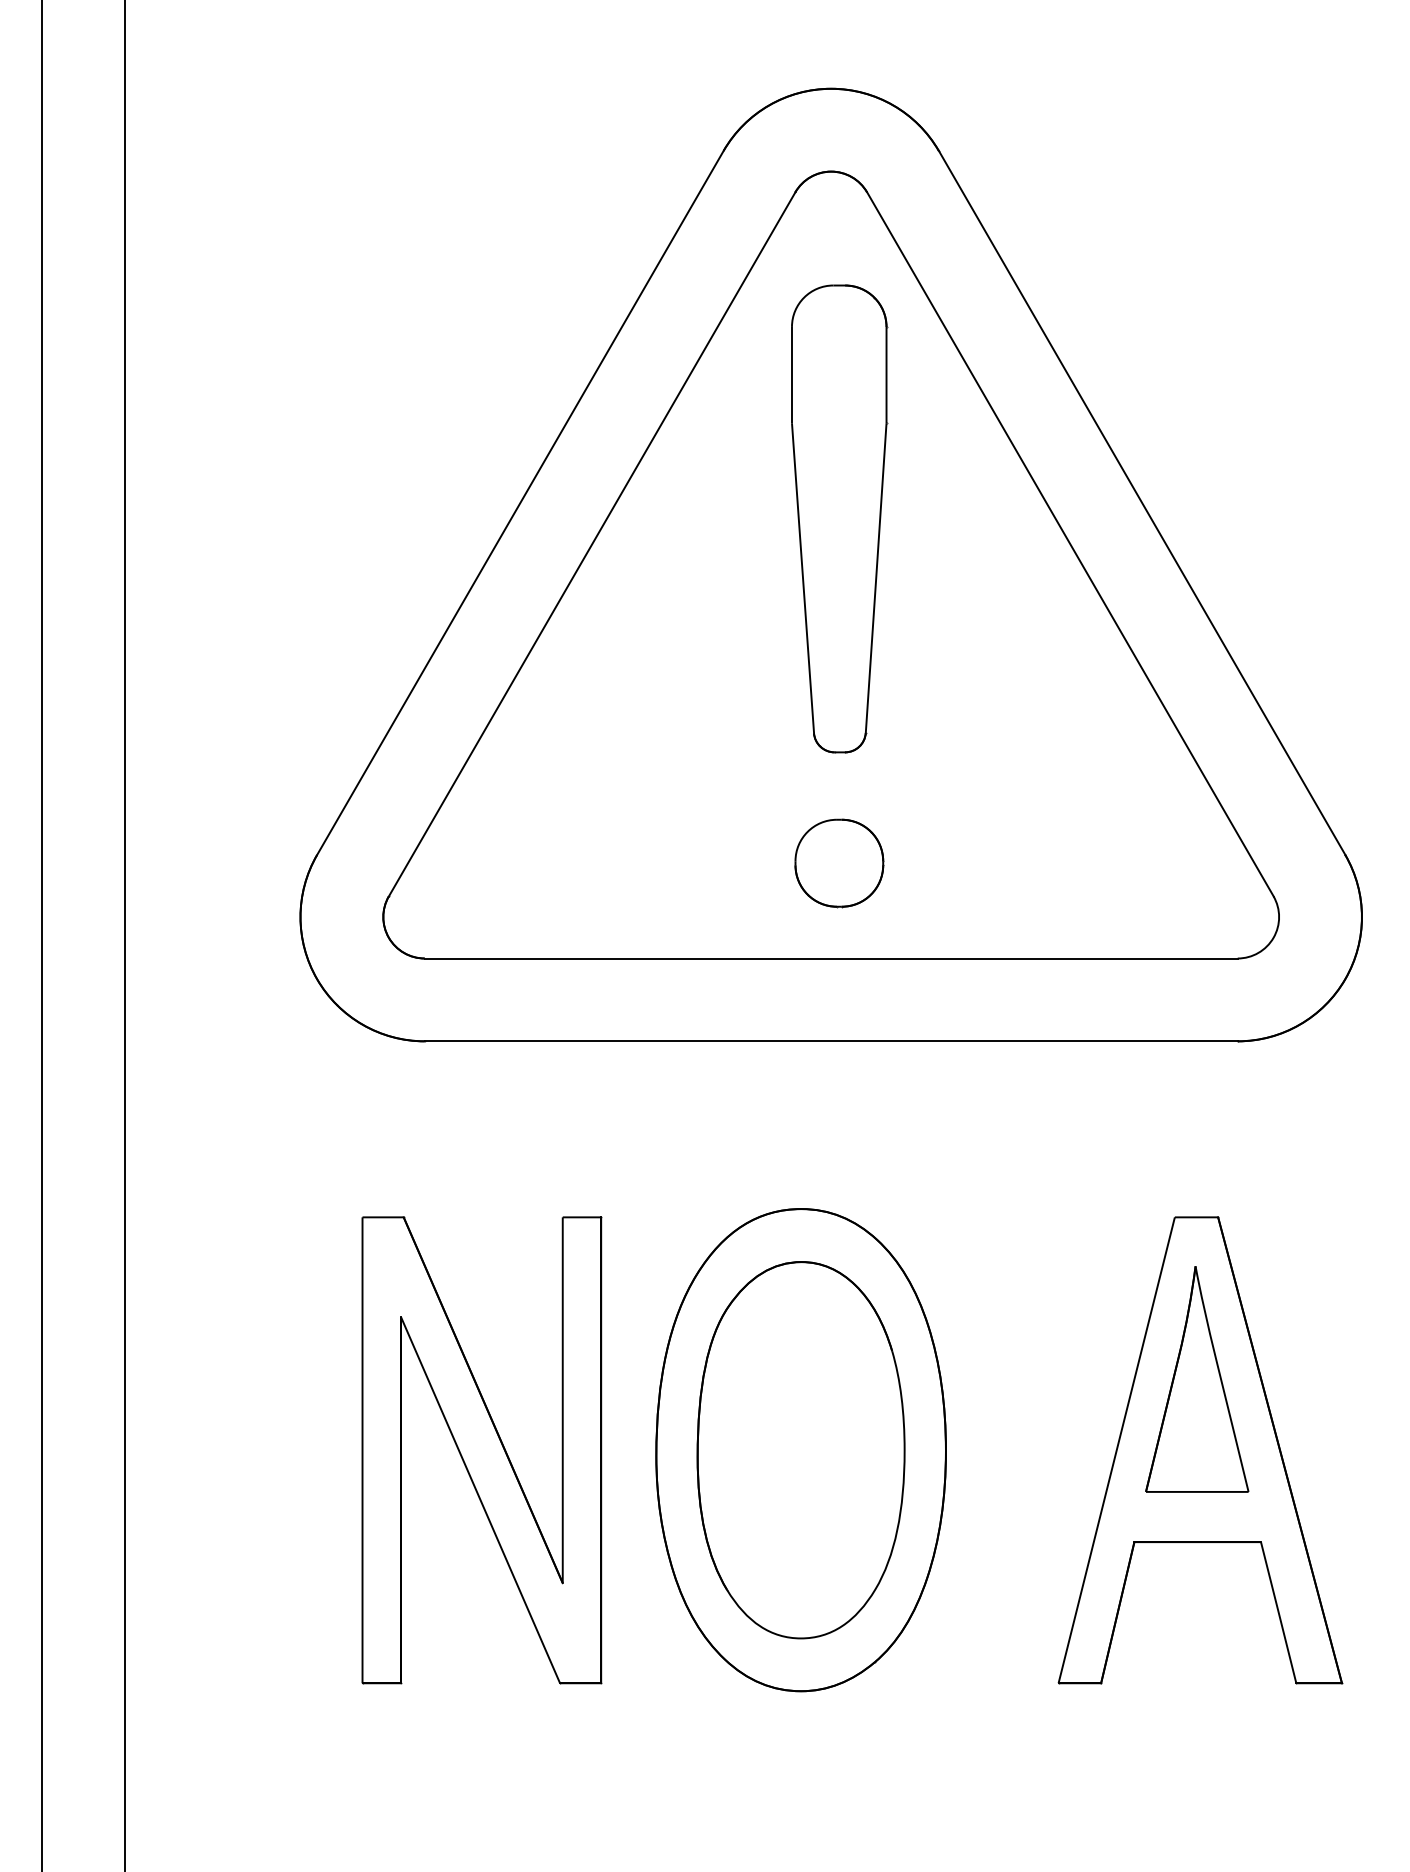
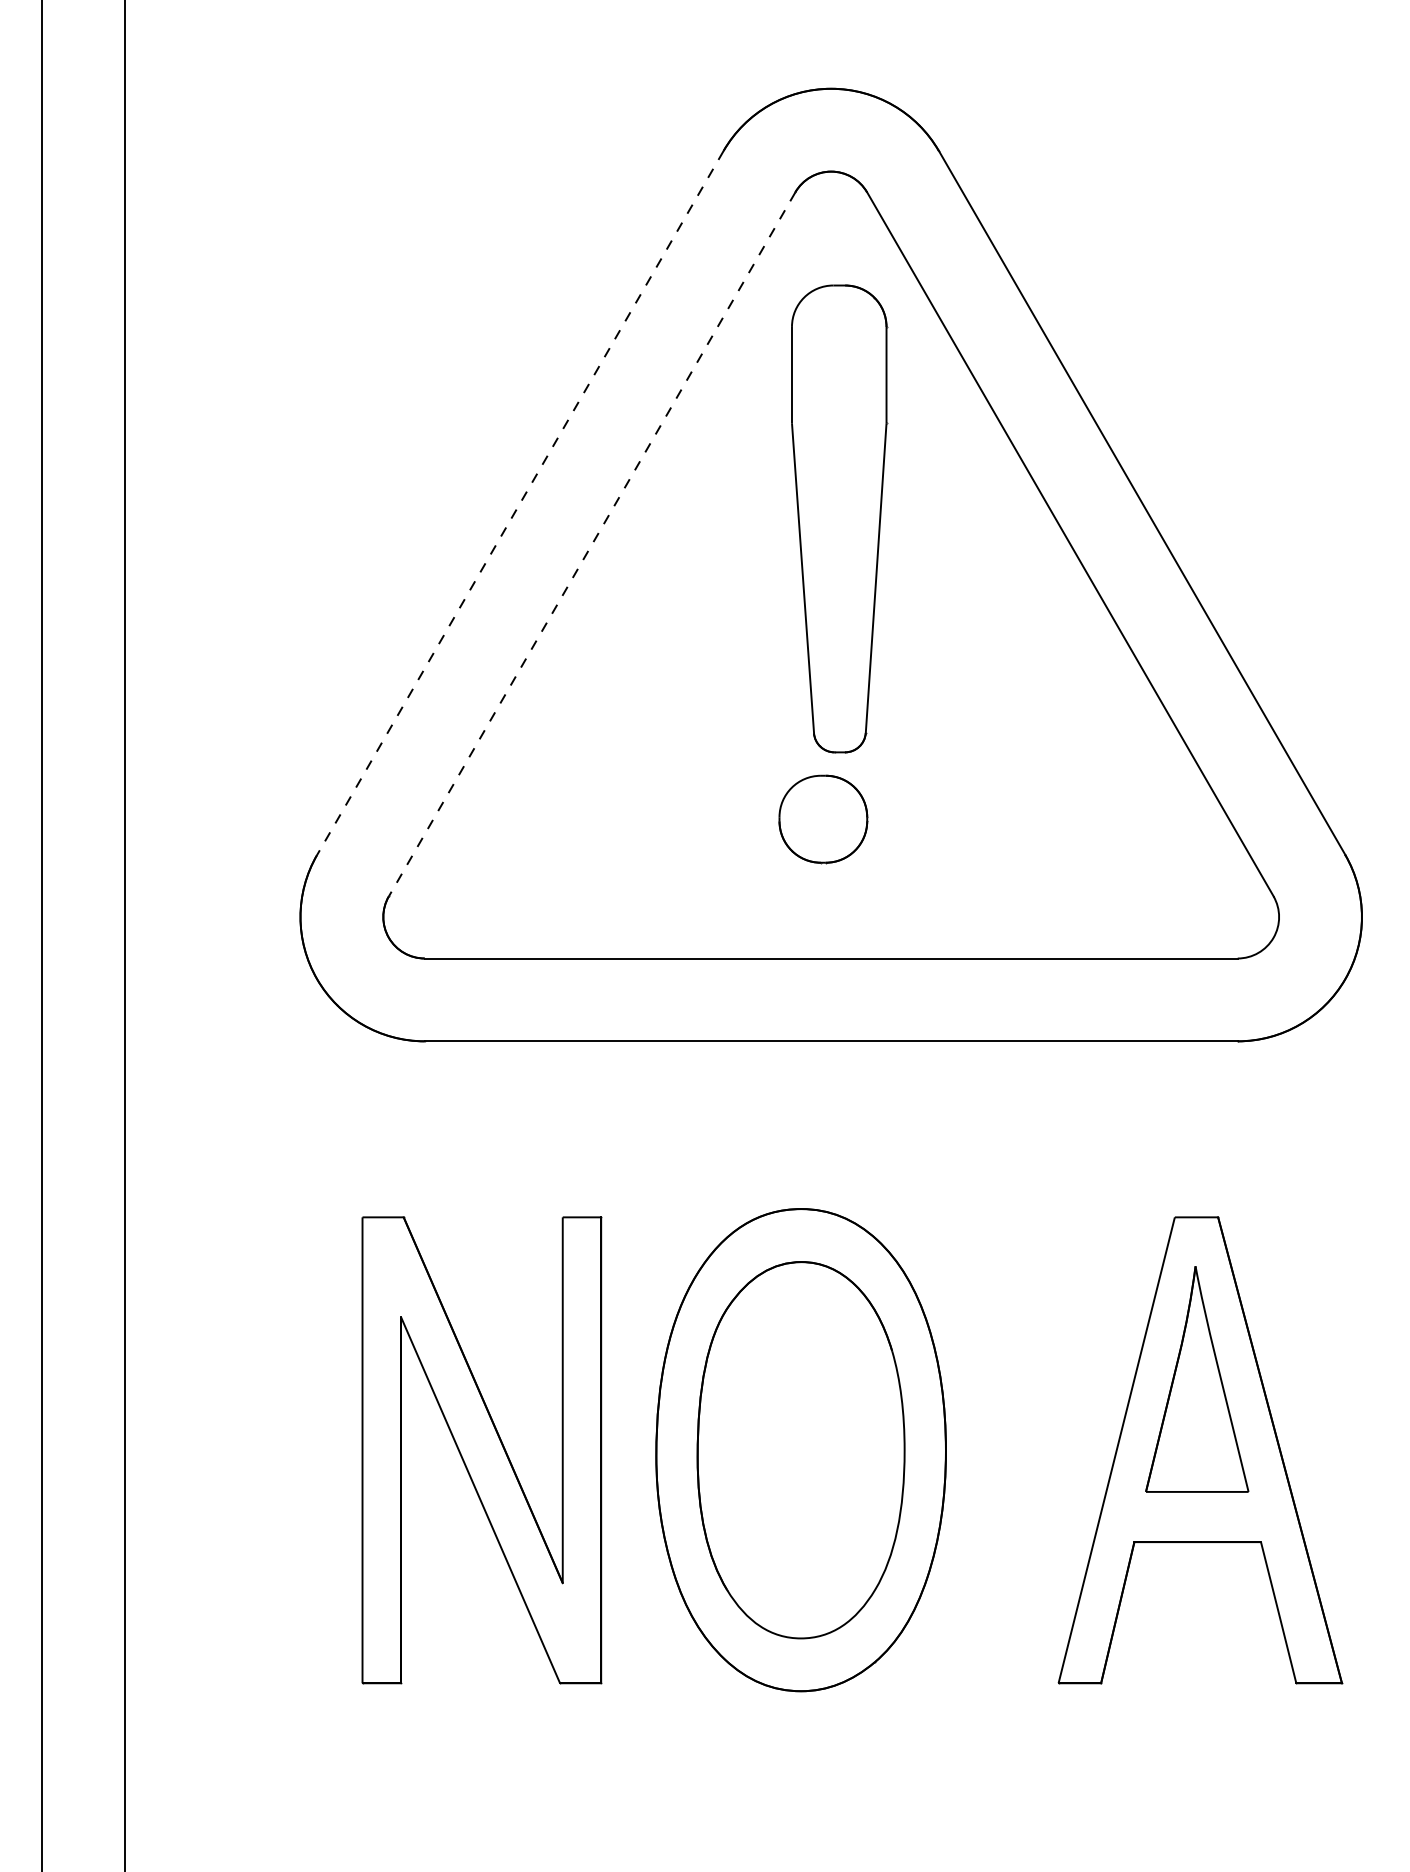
line: solid -> dashed (520, 503)
line: solid -> dashed (591, 544)
part position: (839, 863) -> (823, 819) (823, 819)
